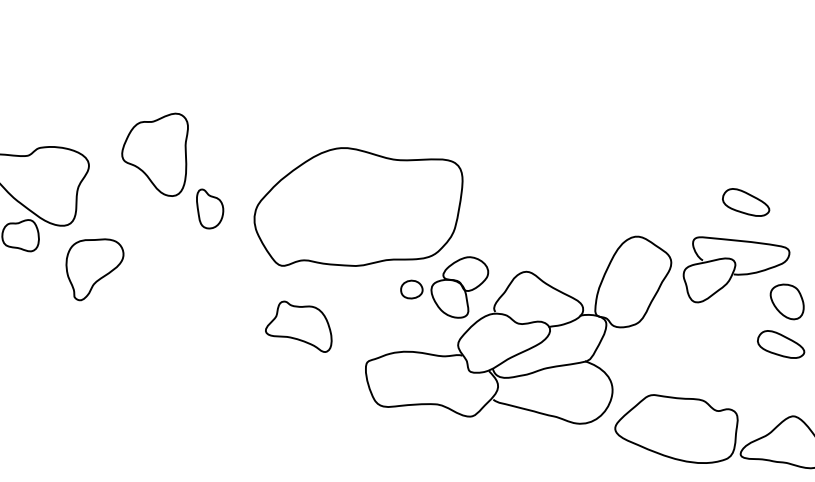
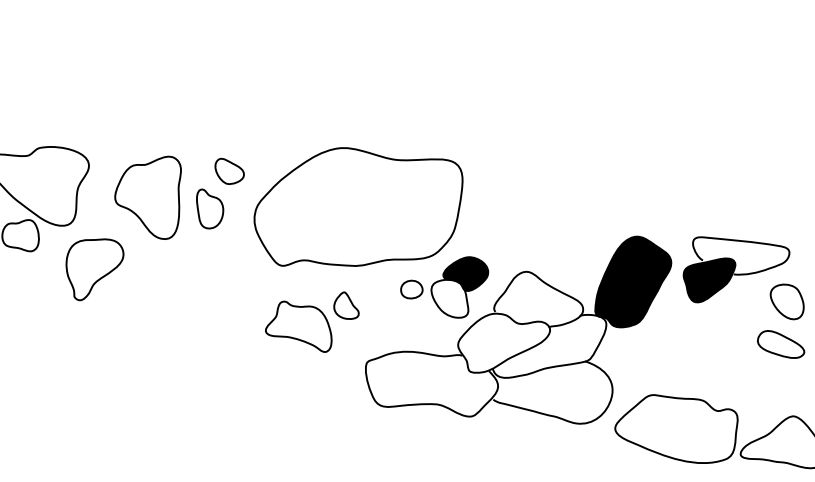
part position: (154, 154) -> (147, 197) (147, 197)
part: none -> present (229, 170)
part: present -> none (746, 202)
fill: none -> present (465, 273)
fill: none -> present (709, 280)
fill: none -> present (633, 281)
part: none -> present (346, 305)
